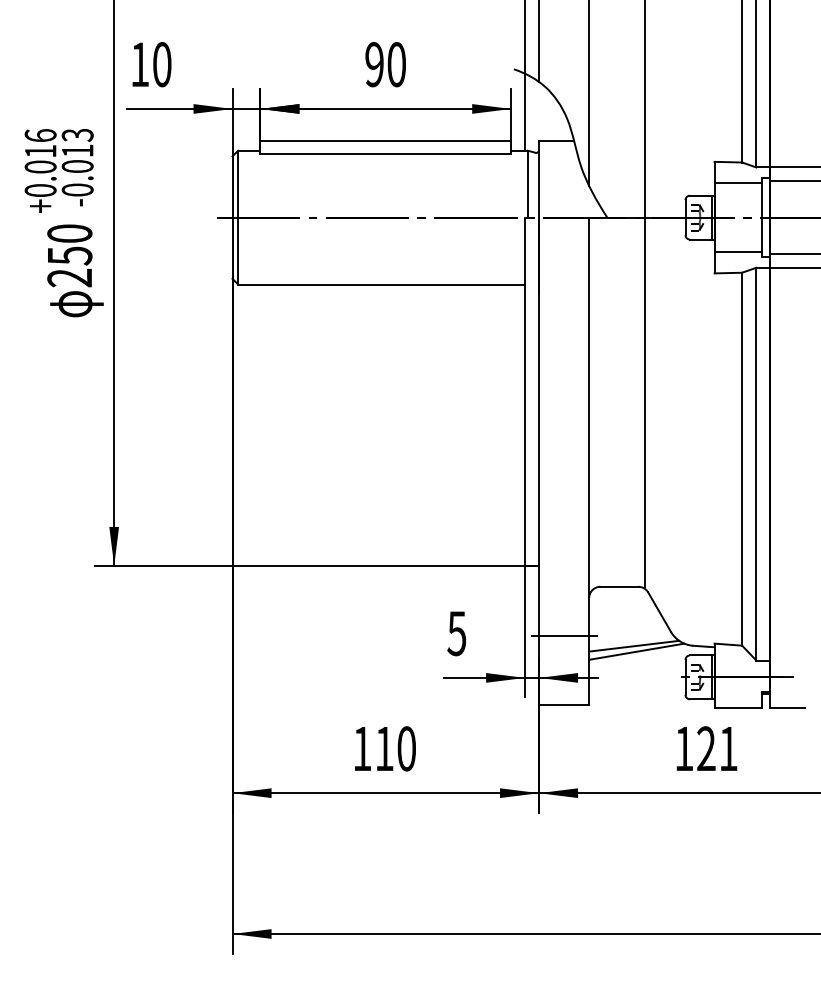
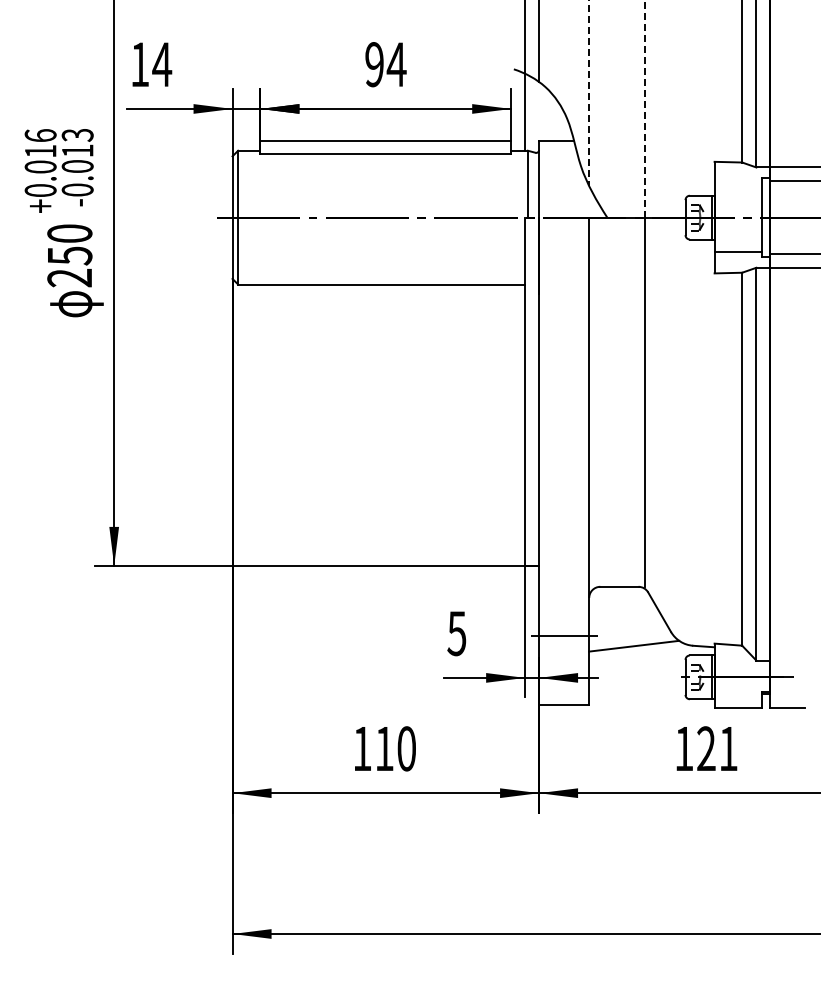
text: 10 -> 14 (162, 64)
text: 90 -> 94 (396, 64)
line: solid -> dashed (589, 93)
line: solid -> dashed (644, 108)
line: present -> none (737, 182)
line: present -> none (636, 651)
